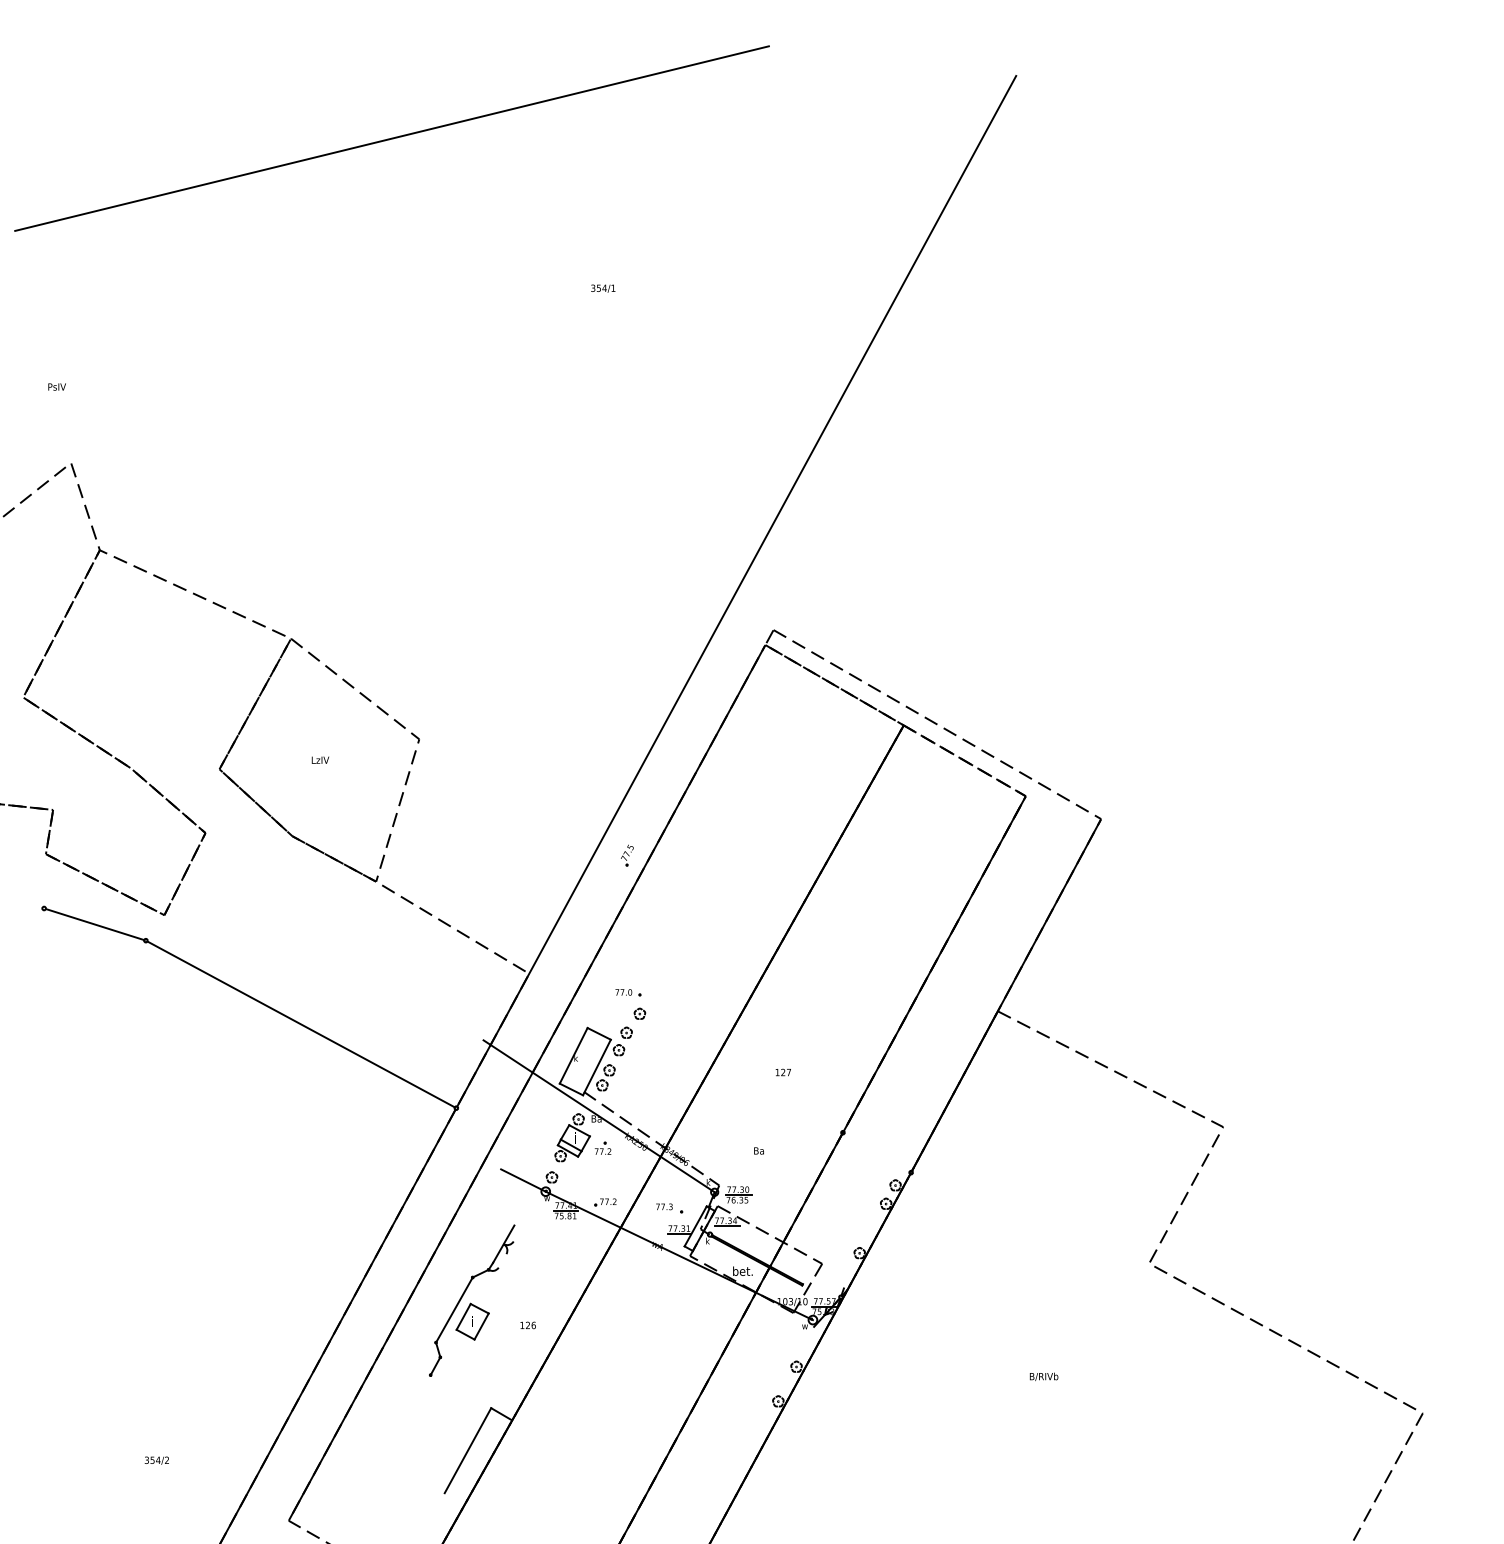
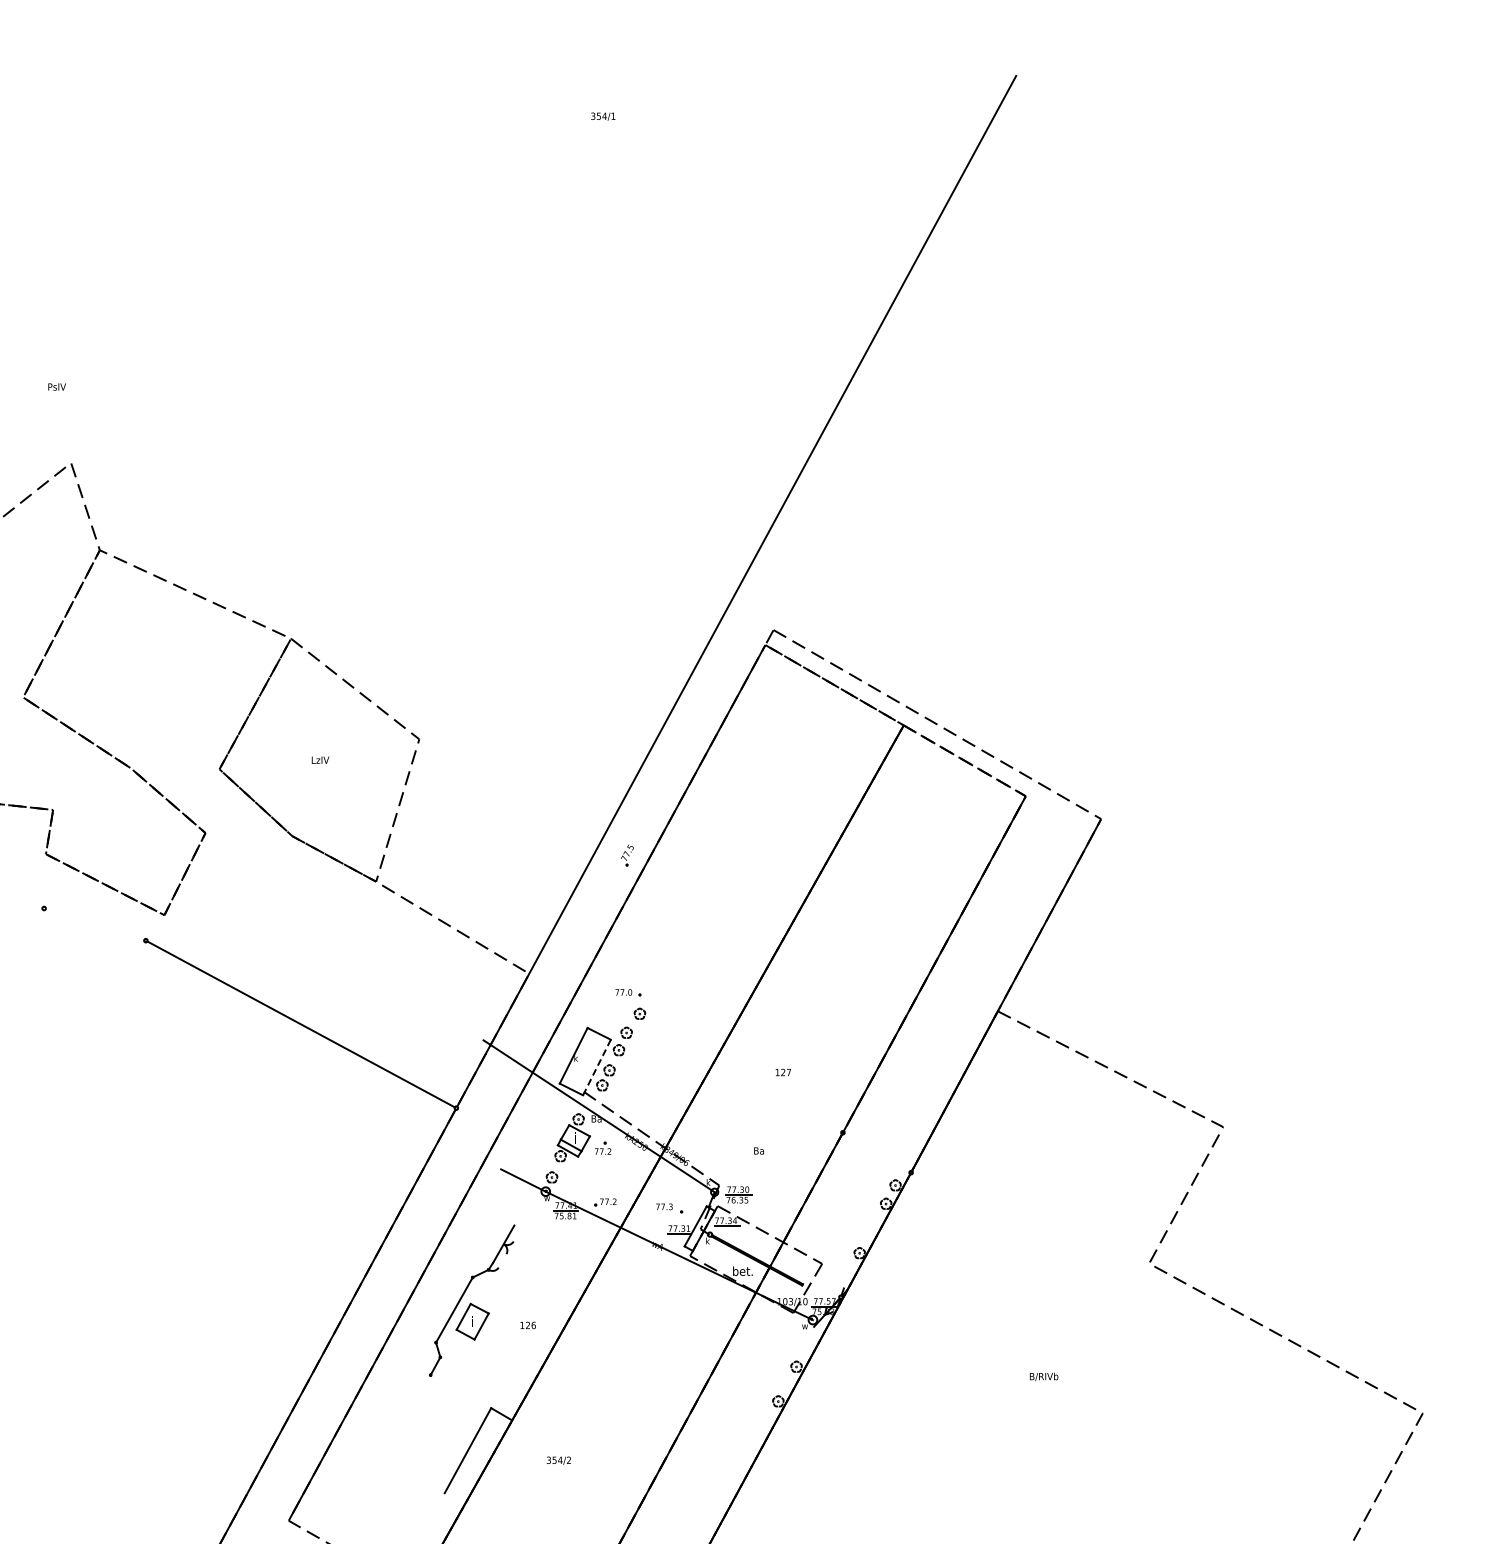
line: present -> none (391, 138)
text position: (603, 288) -> (603, 116) (603, 116)
line: present -> none (94, 924)
line: solid -> dashed (596, 1067)
text position: (156, 1460) -> (558, 1460) (558, 1460)
